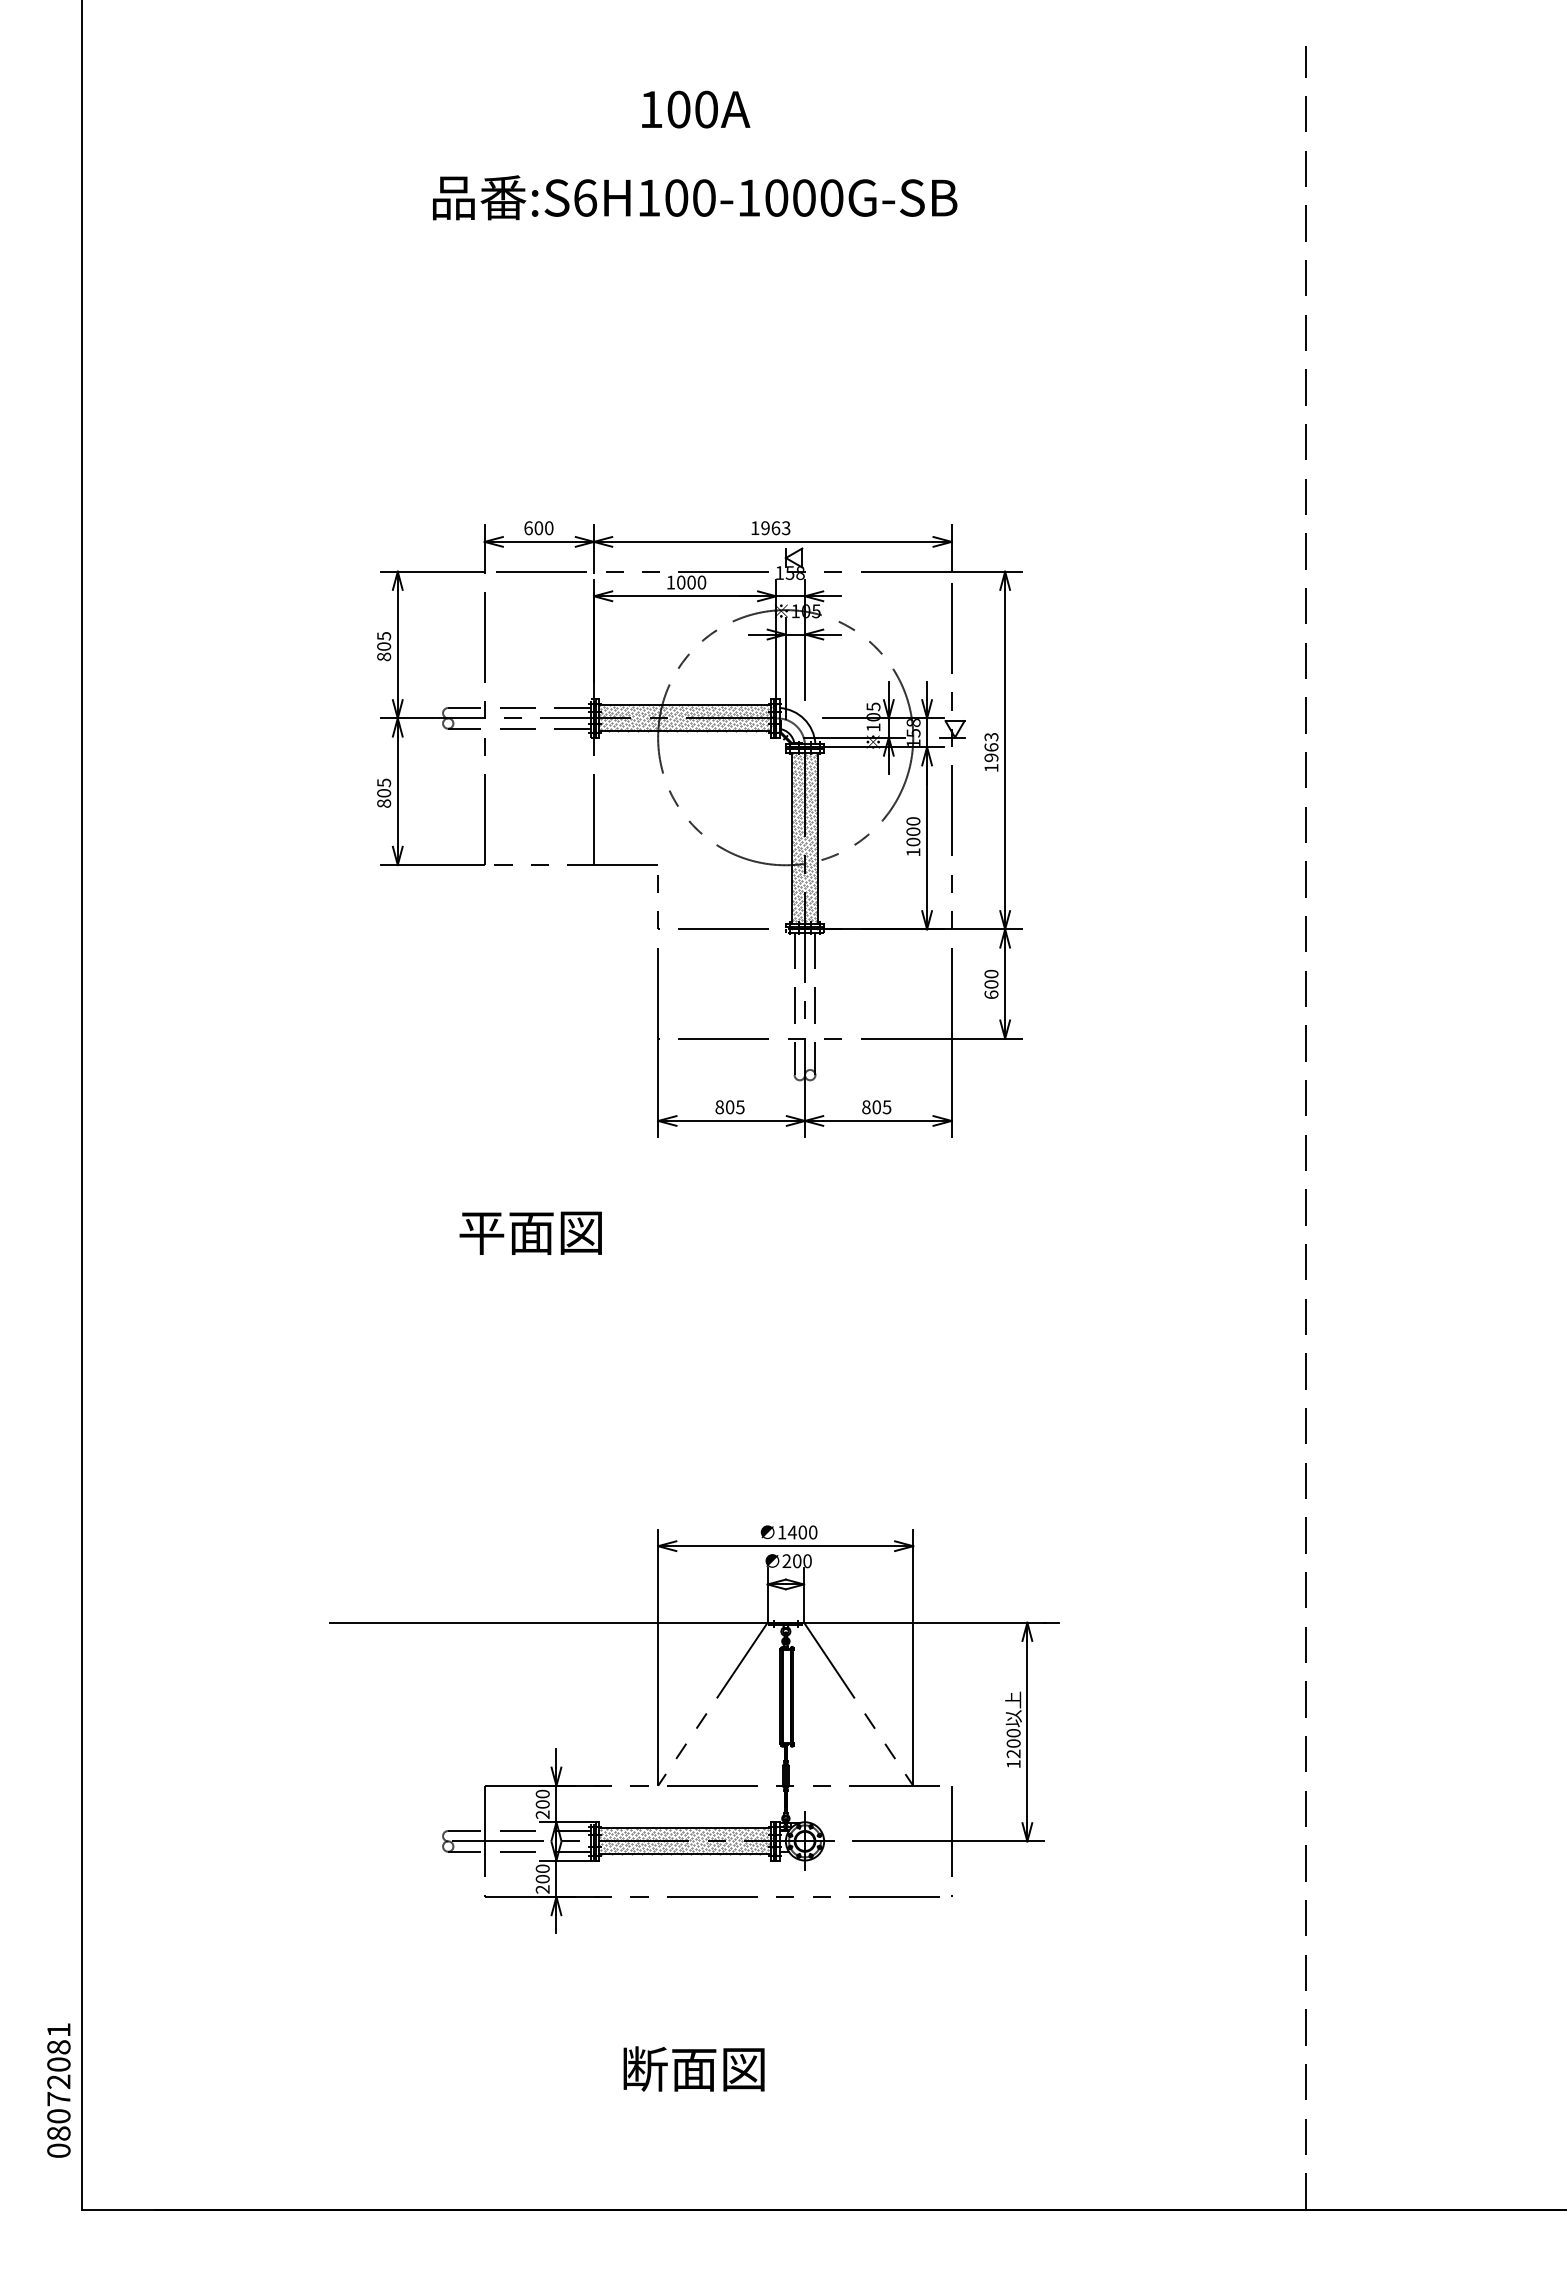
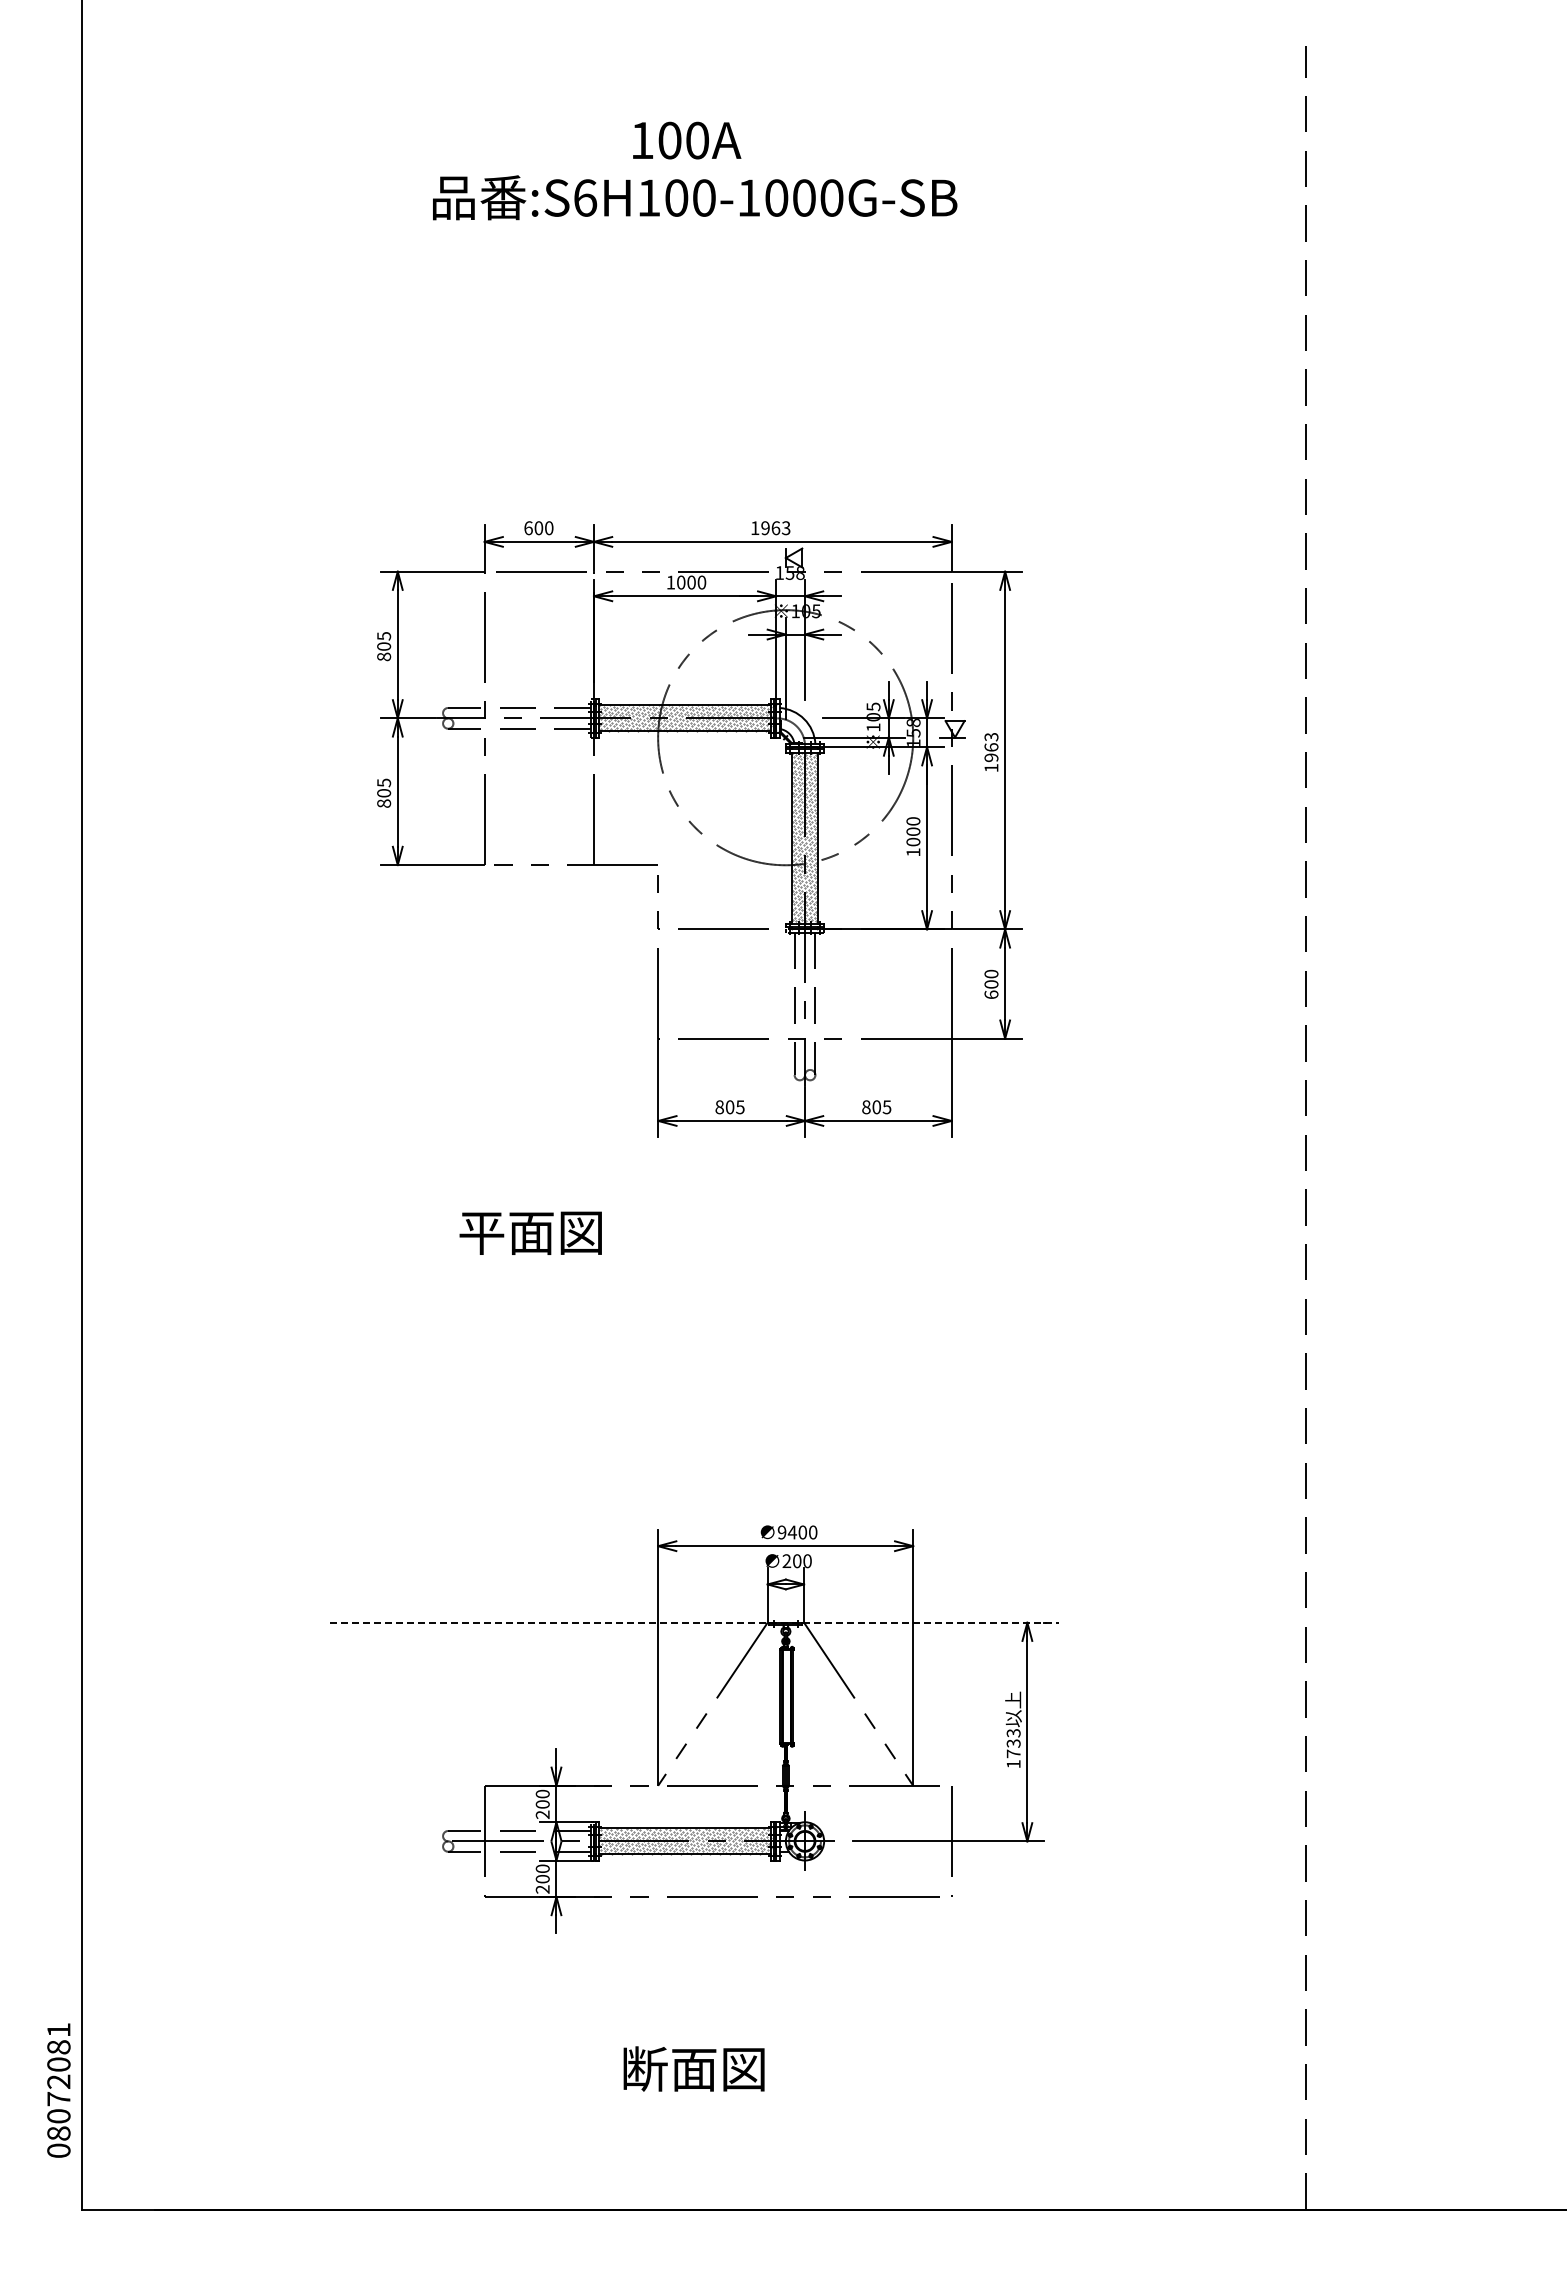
text position: (696, 109) -> (687, 140) (687, 140)
text: 1400 -> 9400 (781, 1532)
line: solid -> dashed (694, 1622)
text: 1200 -> 1733 (1013, 1743)
